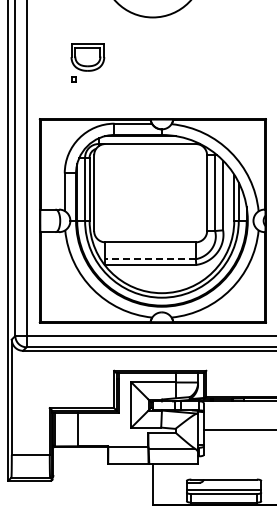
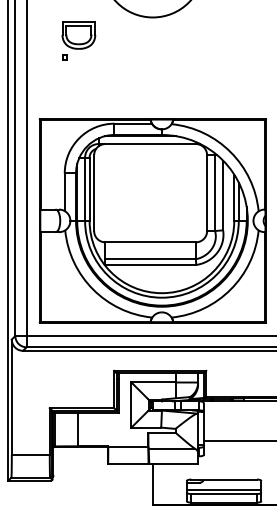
part position: (87, 62) -> (78, 40) (78, 40)
line: dashed -> solid (150, 259)
line position: (238, 430) -> (238, 441) (238, 441)
